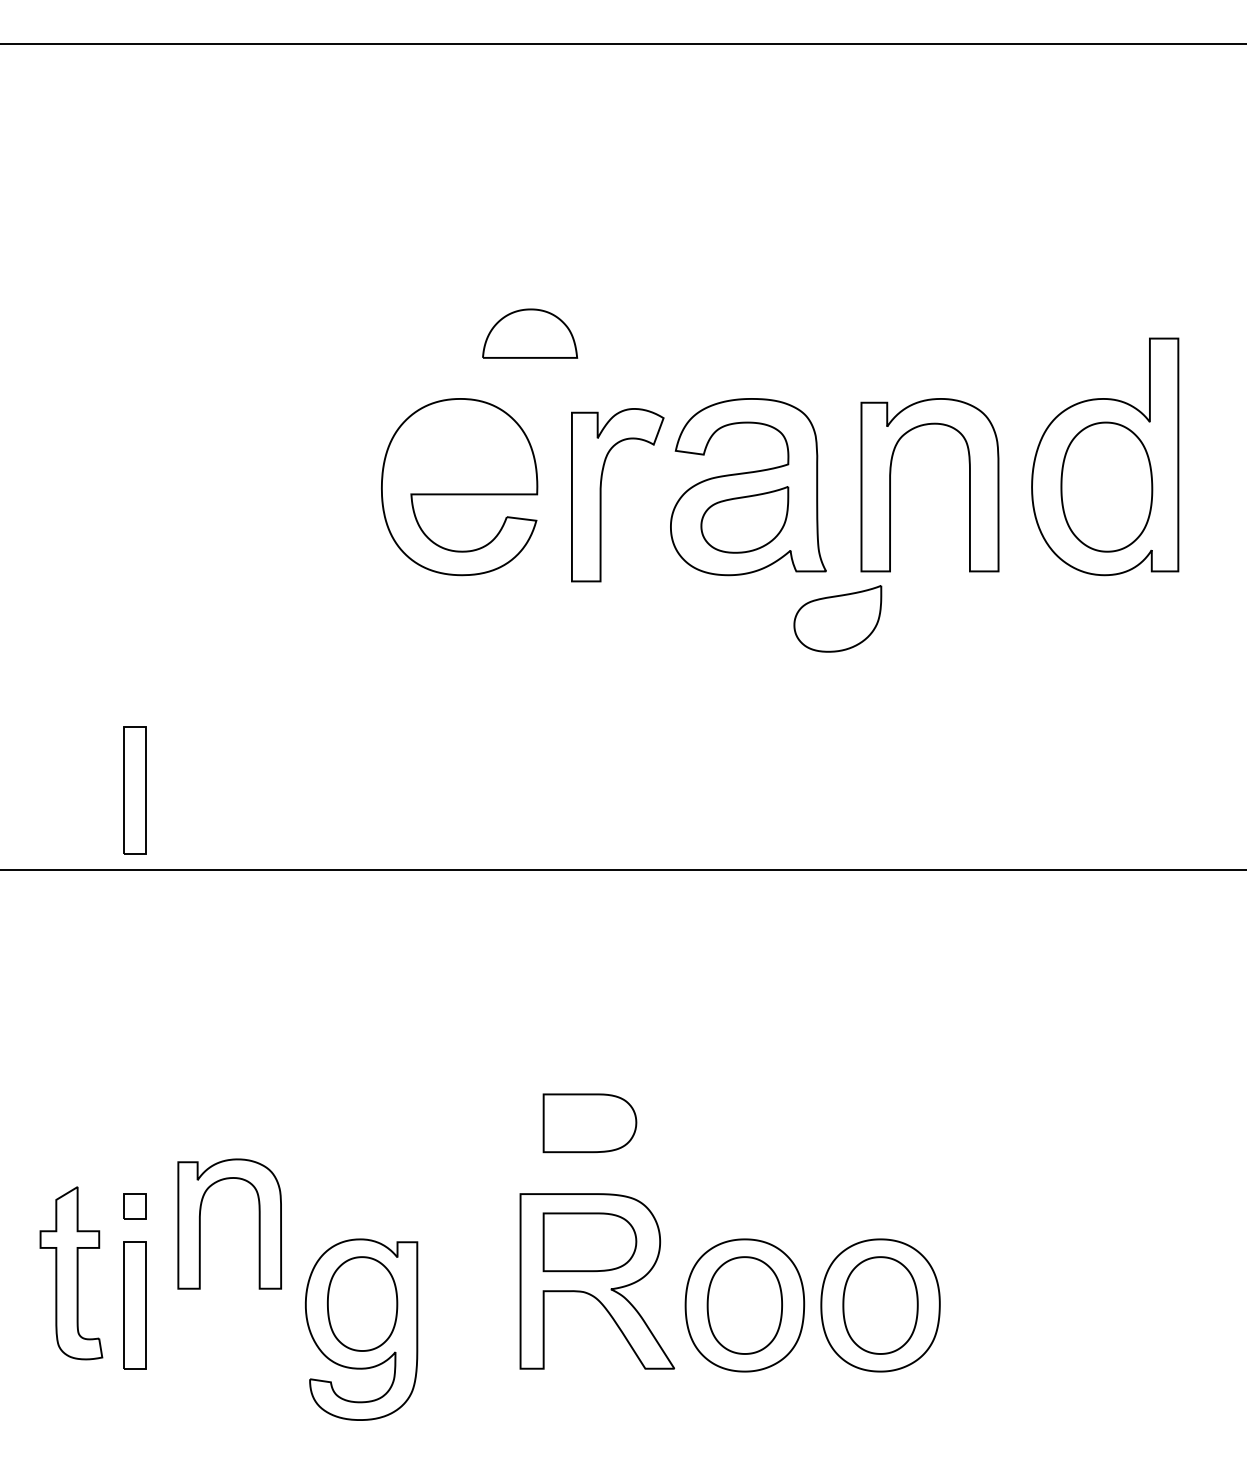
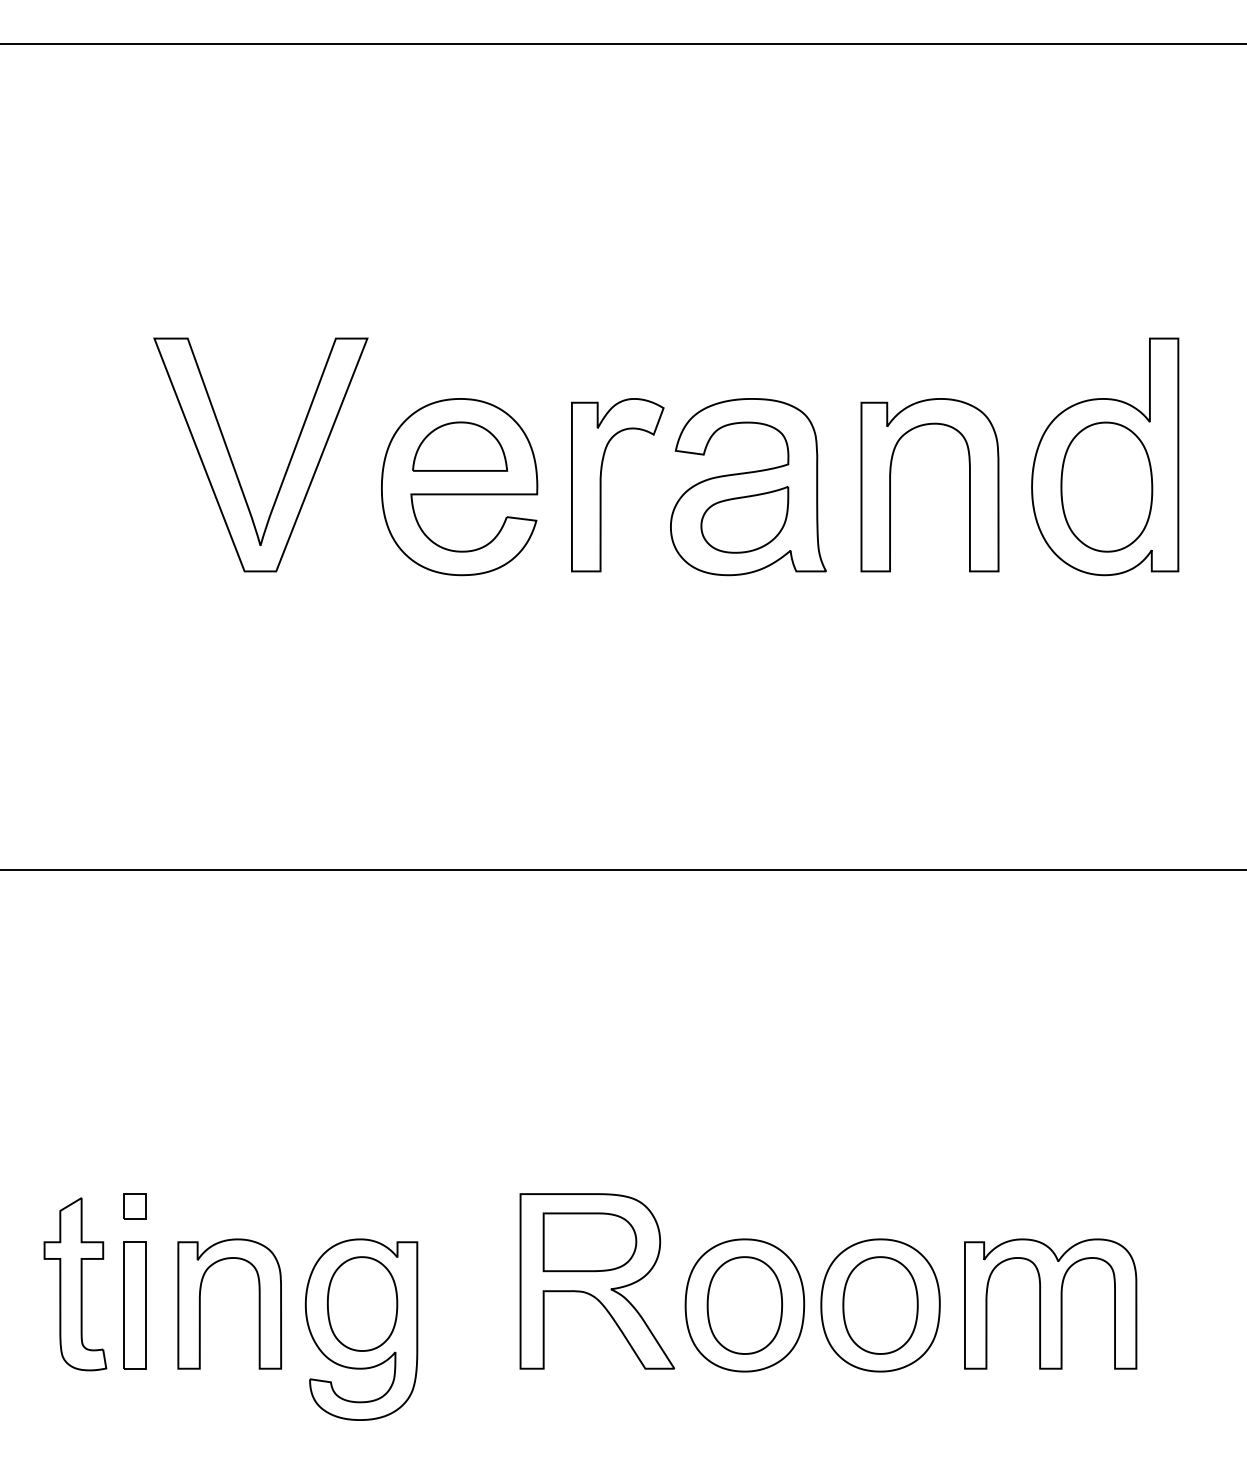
part position: (530, 333) -> (460, 446) (460, 446)
part: none -> present (233, 462)
part position: (601, 495) -> (601, 485) (601, 485)
part: present -> none (837, 618)
part: present -> none (134, 790)
part: present -> none (589, 1123)
part position: (200, 1223) -> (200, 1303) (200, 1303)
part position: (71, 1273) -> (75, 1284) (75, 1284)
part: none -> present (1050, 1303)
